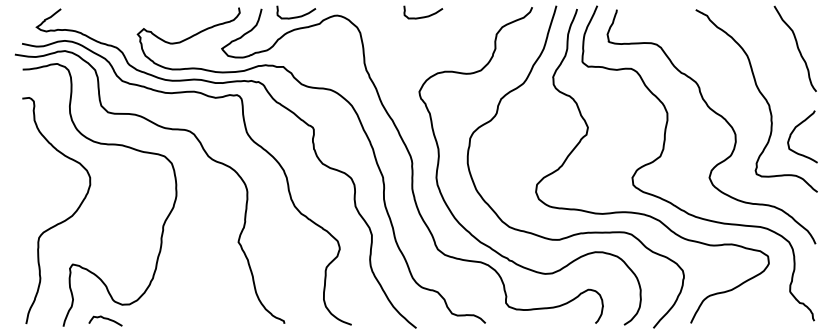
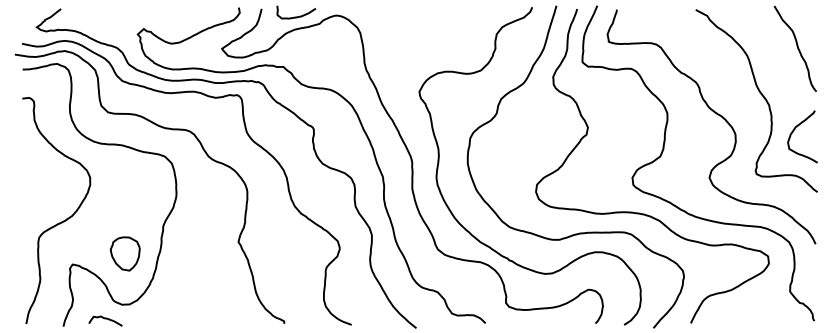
curve: present -> none (423, 16)
part: none -> present (124, 253)
